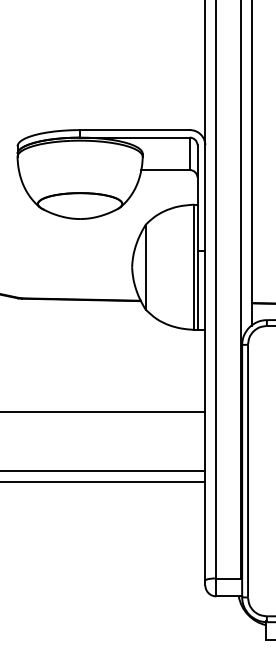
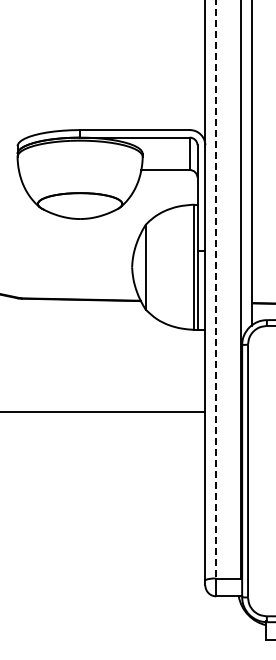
line: solid -> dashed (216, 289)
line: present -> none (103, 471)
line: present -> none (103, 482)
